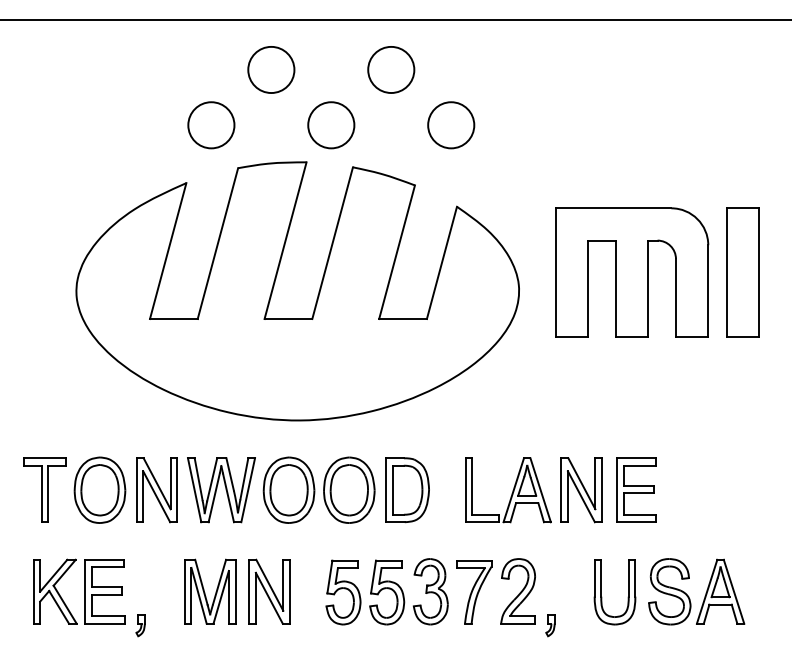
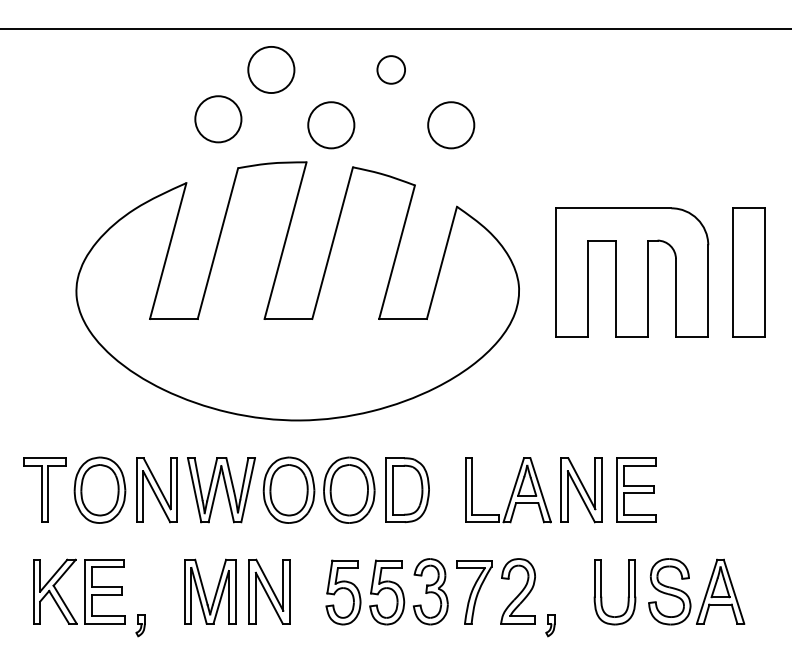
line position: (395, 19) -> (395, 28) (395, 28)
circle diameter: 46 px -> 28 px (391, 69)
circle position: (211, 125) -> (218, 119) (218, 119)
part position: (742, 272) -> (748, 272) (748, 272)
